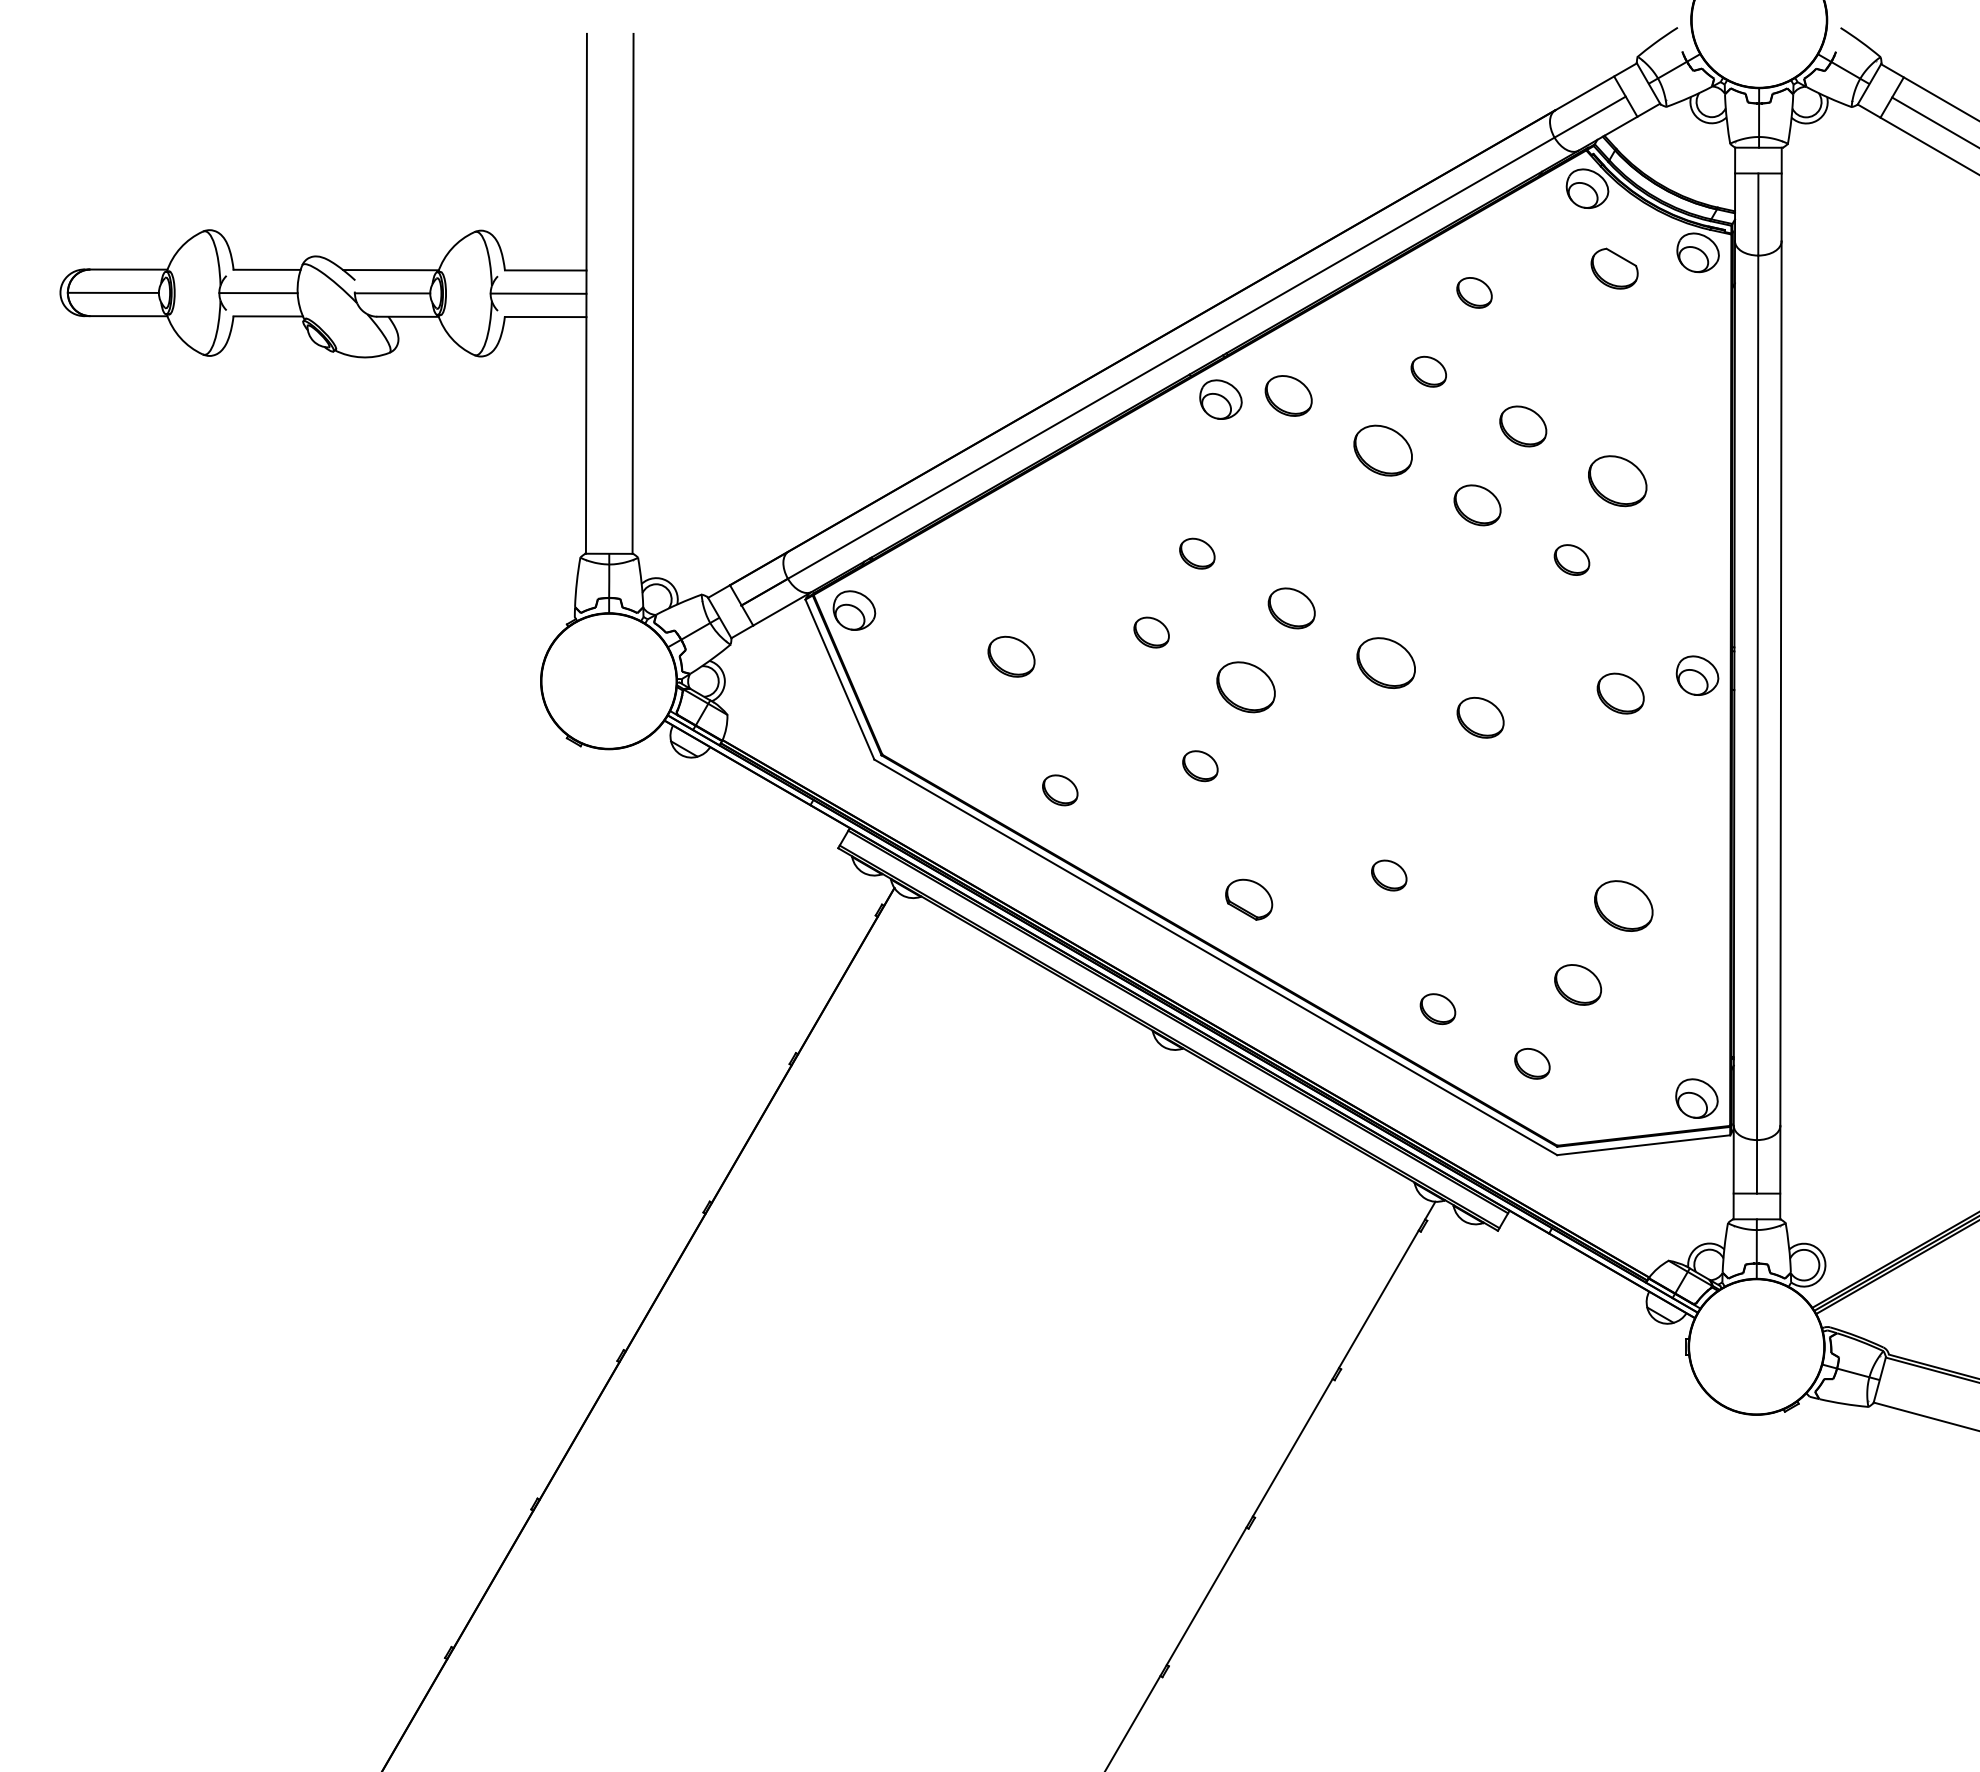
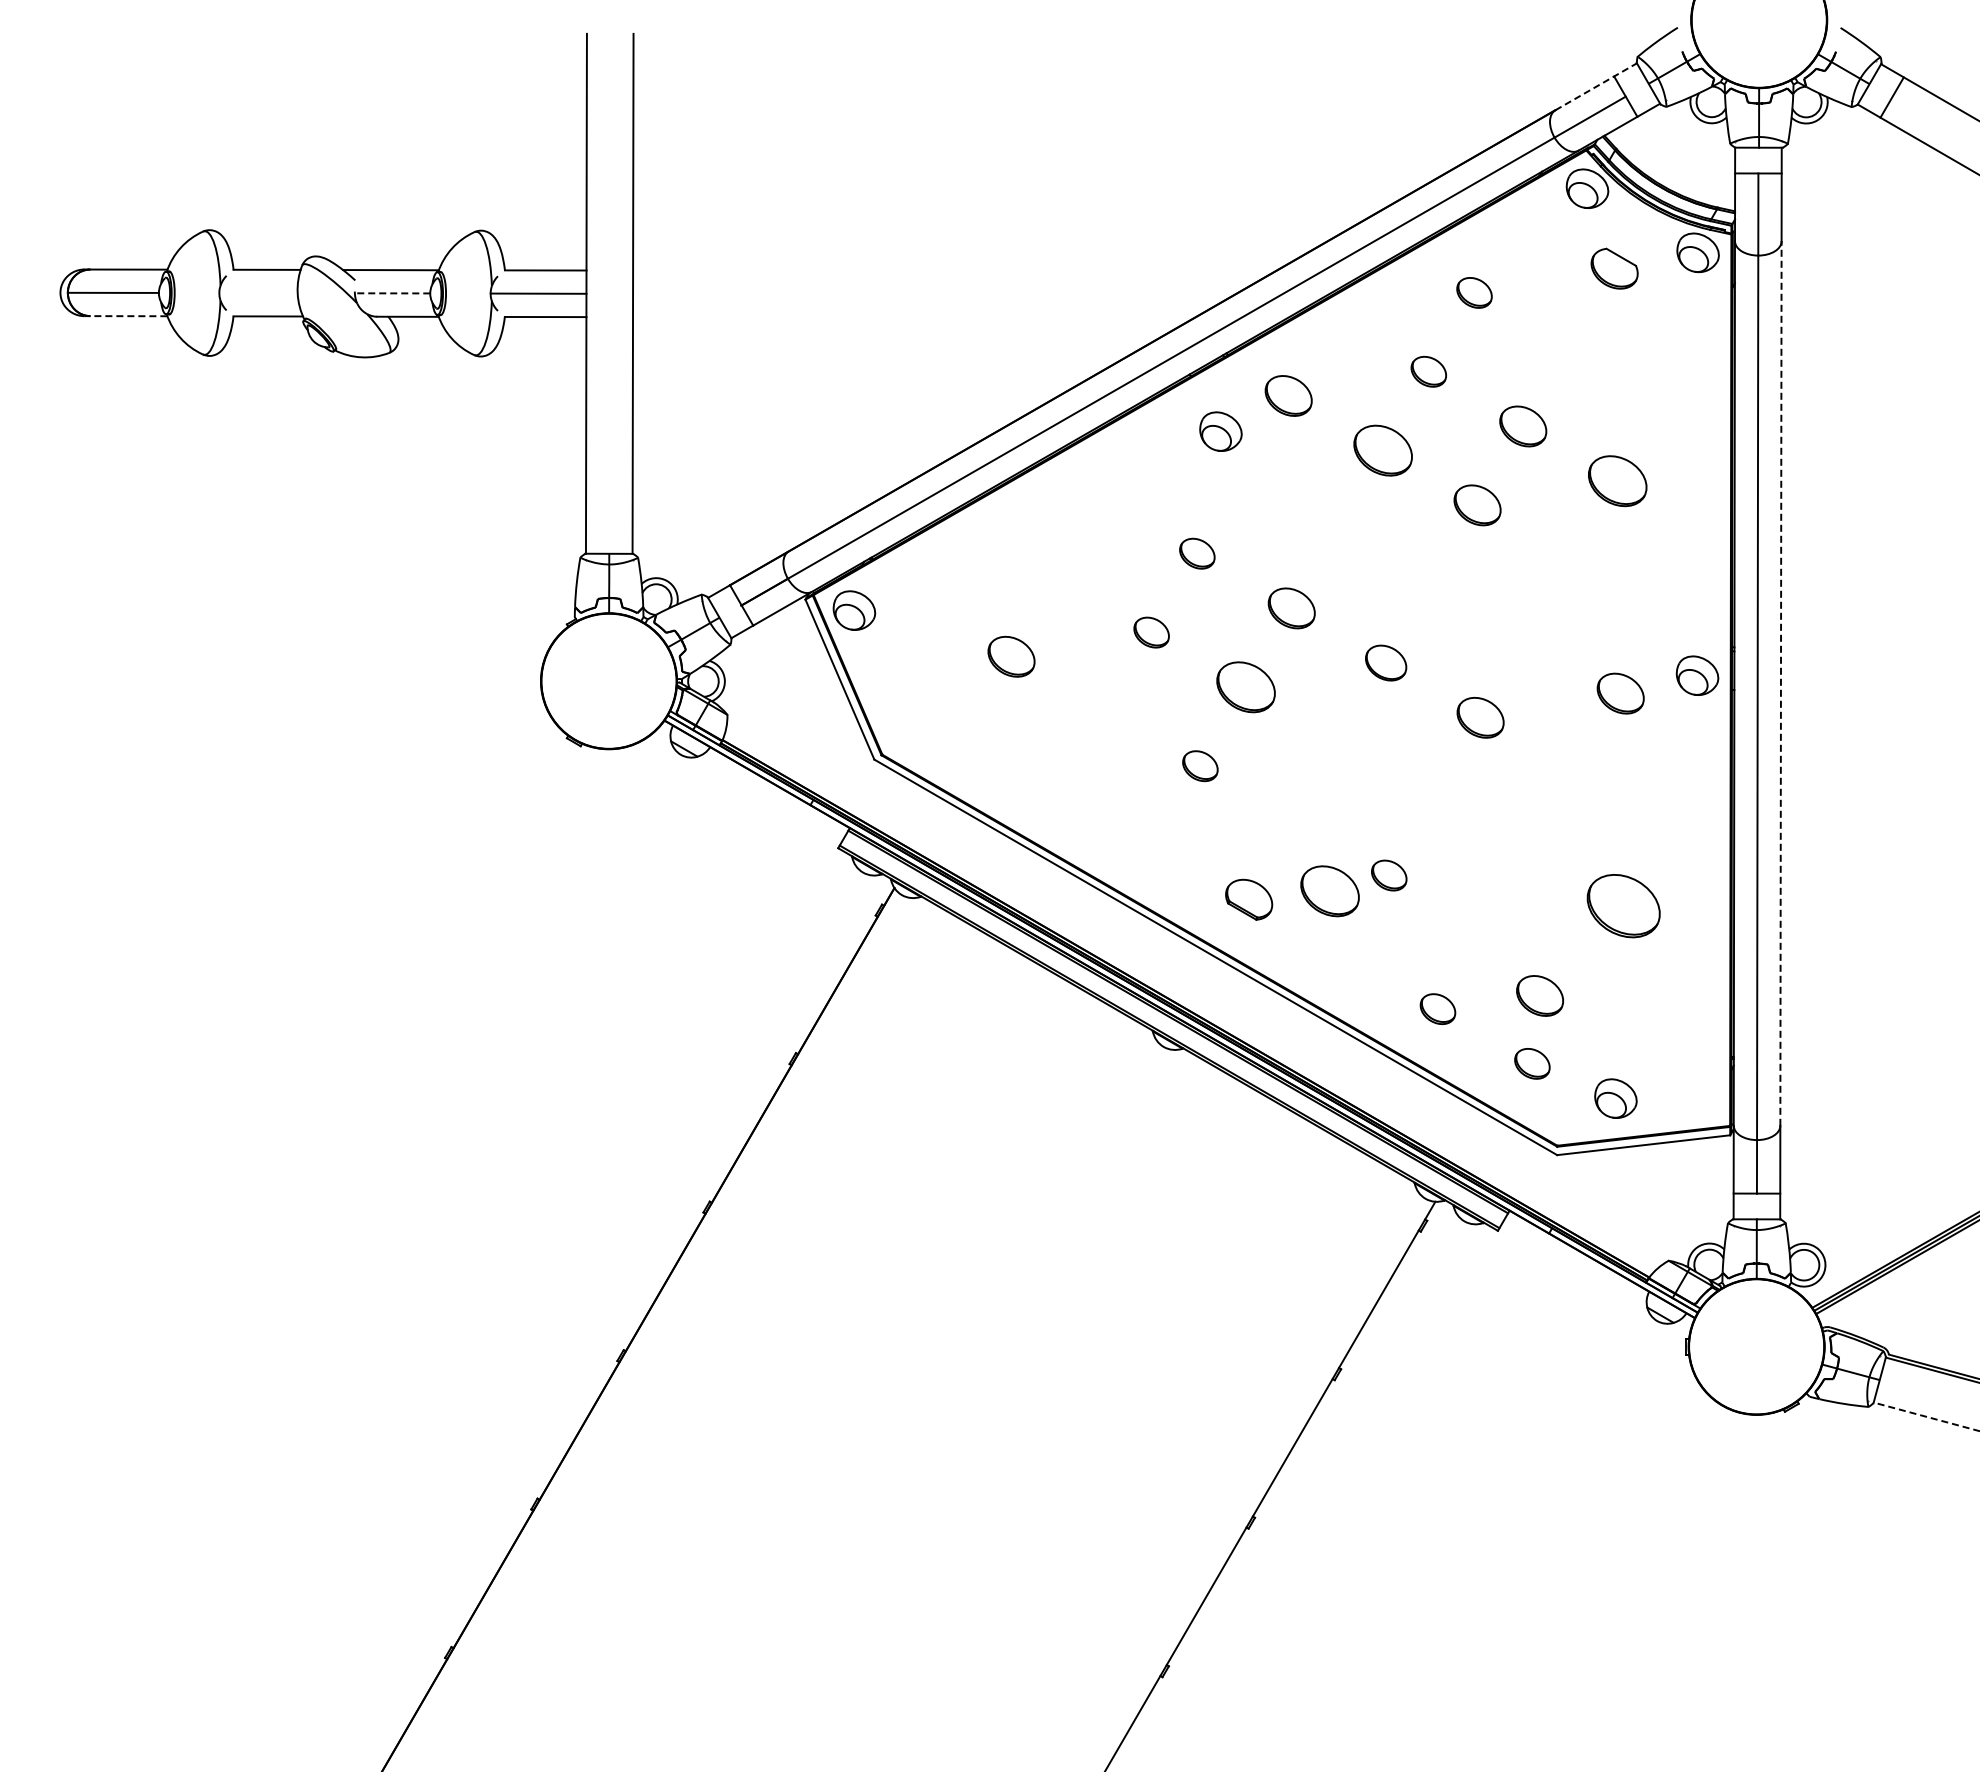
line: solid -> dashed (1596, 86)
line: present -> none (1934, 121)
line: present -> none (258, 293)
line: solid -> dashed (392, 293)
line: solid -> dashed (125, 316)
part position: (1220, 399) -> (1220, 431) (1220, 431)
part: present -> none (1571, 559)
part size: 60x52 px -> 43x38 px (1386, 662)
line: solid -> dashed (1780, 683)
part: present -> none (1060, 790)
part: none -> present (1329, 891)
part size: 60x52 px -> 75x65 px (1623, 906)
part position: (1577, 984) -> (1539, 995) (1539, 995)
part position: (1696, 1098) -> (1615, 1098) (1615, 1098)
line: solid -> dashed (1926, 1416)
